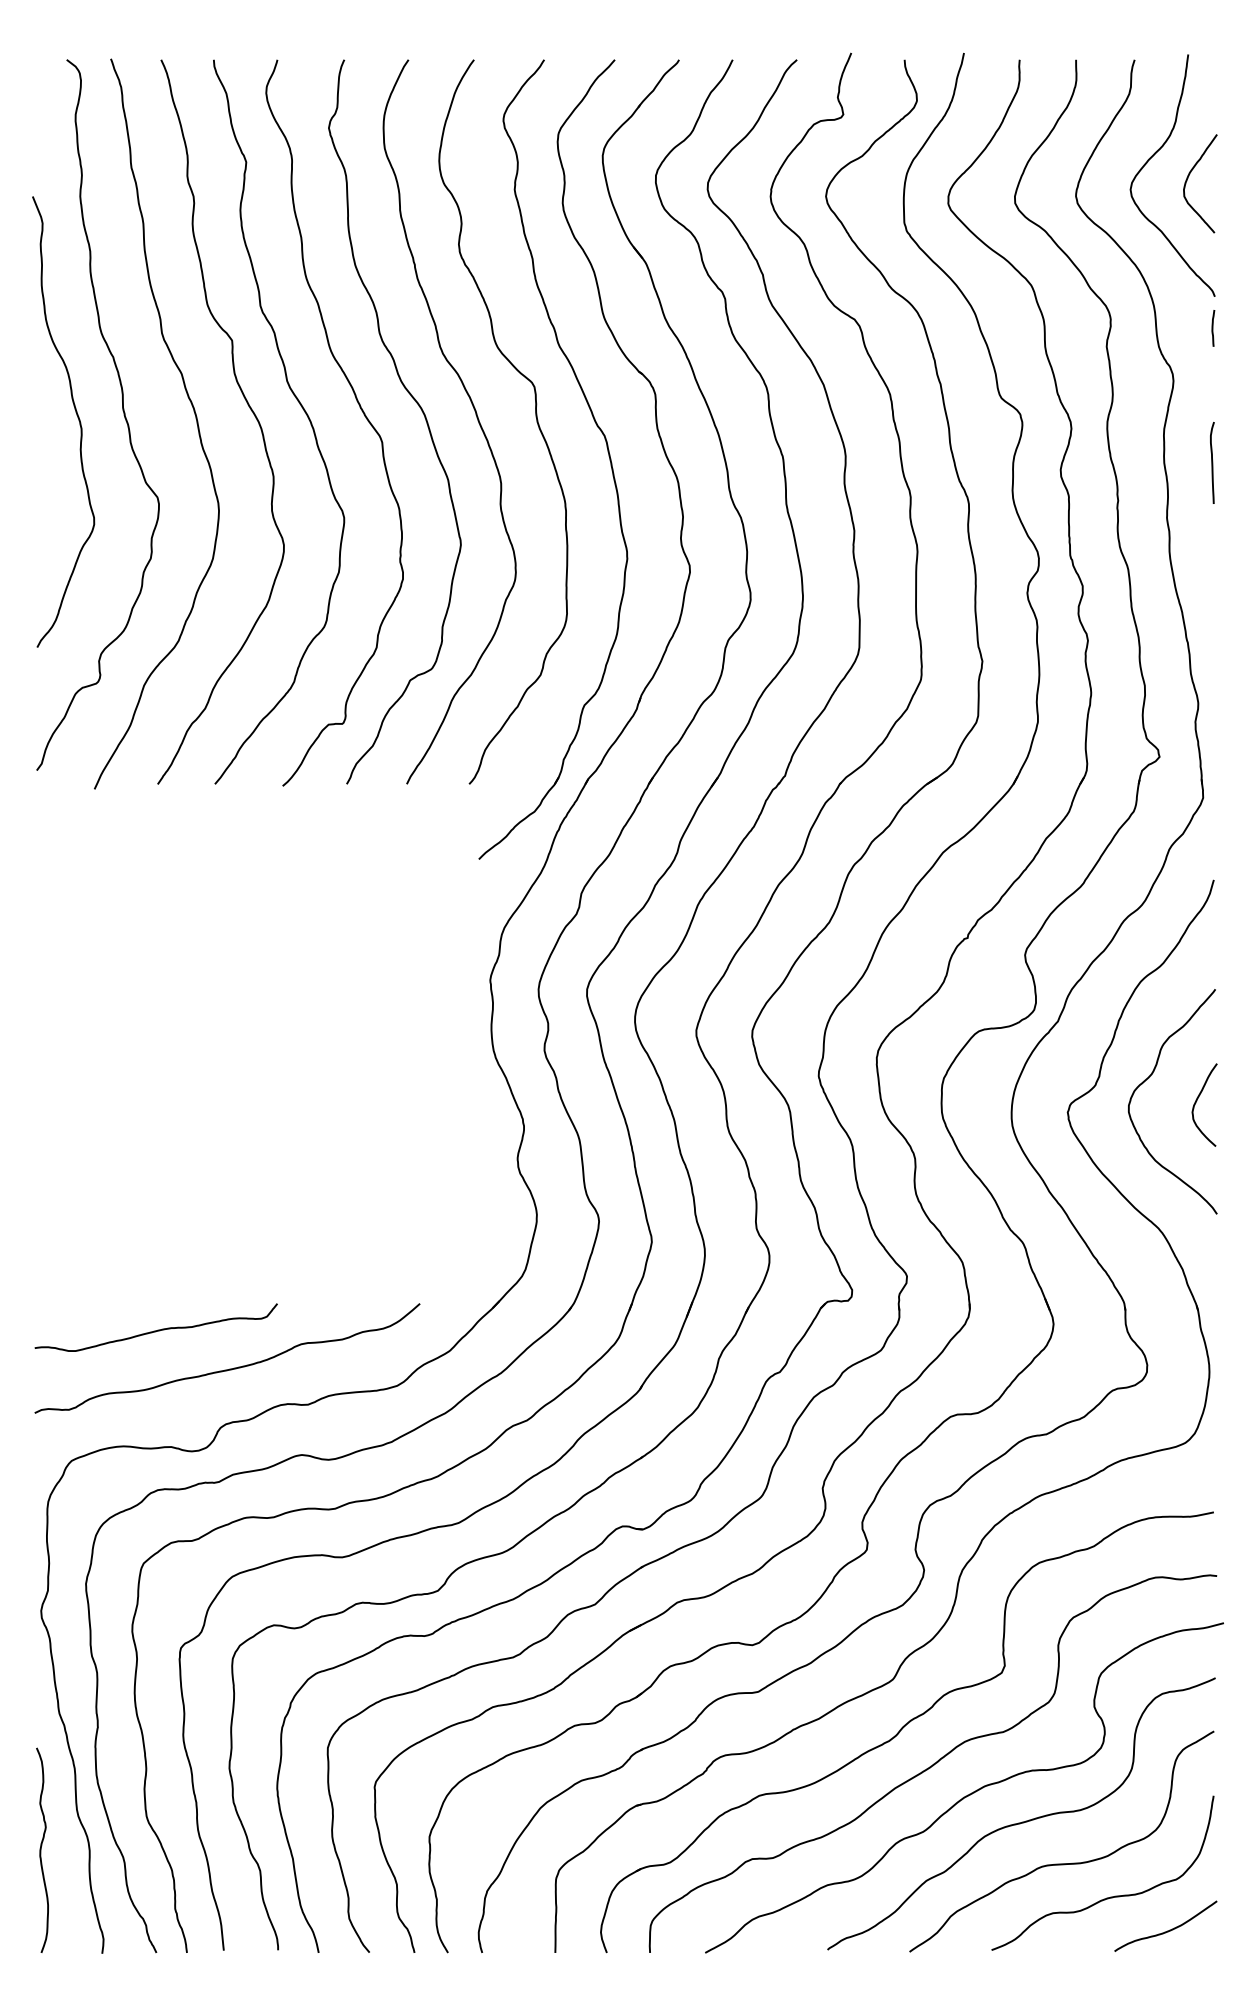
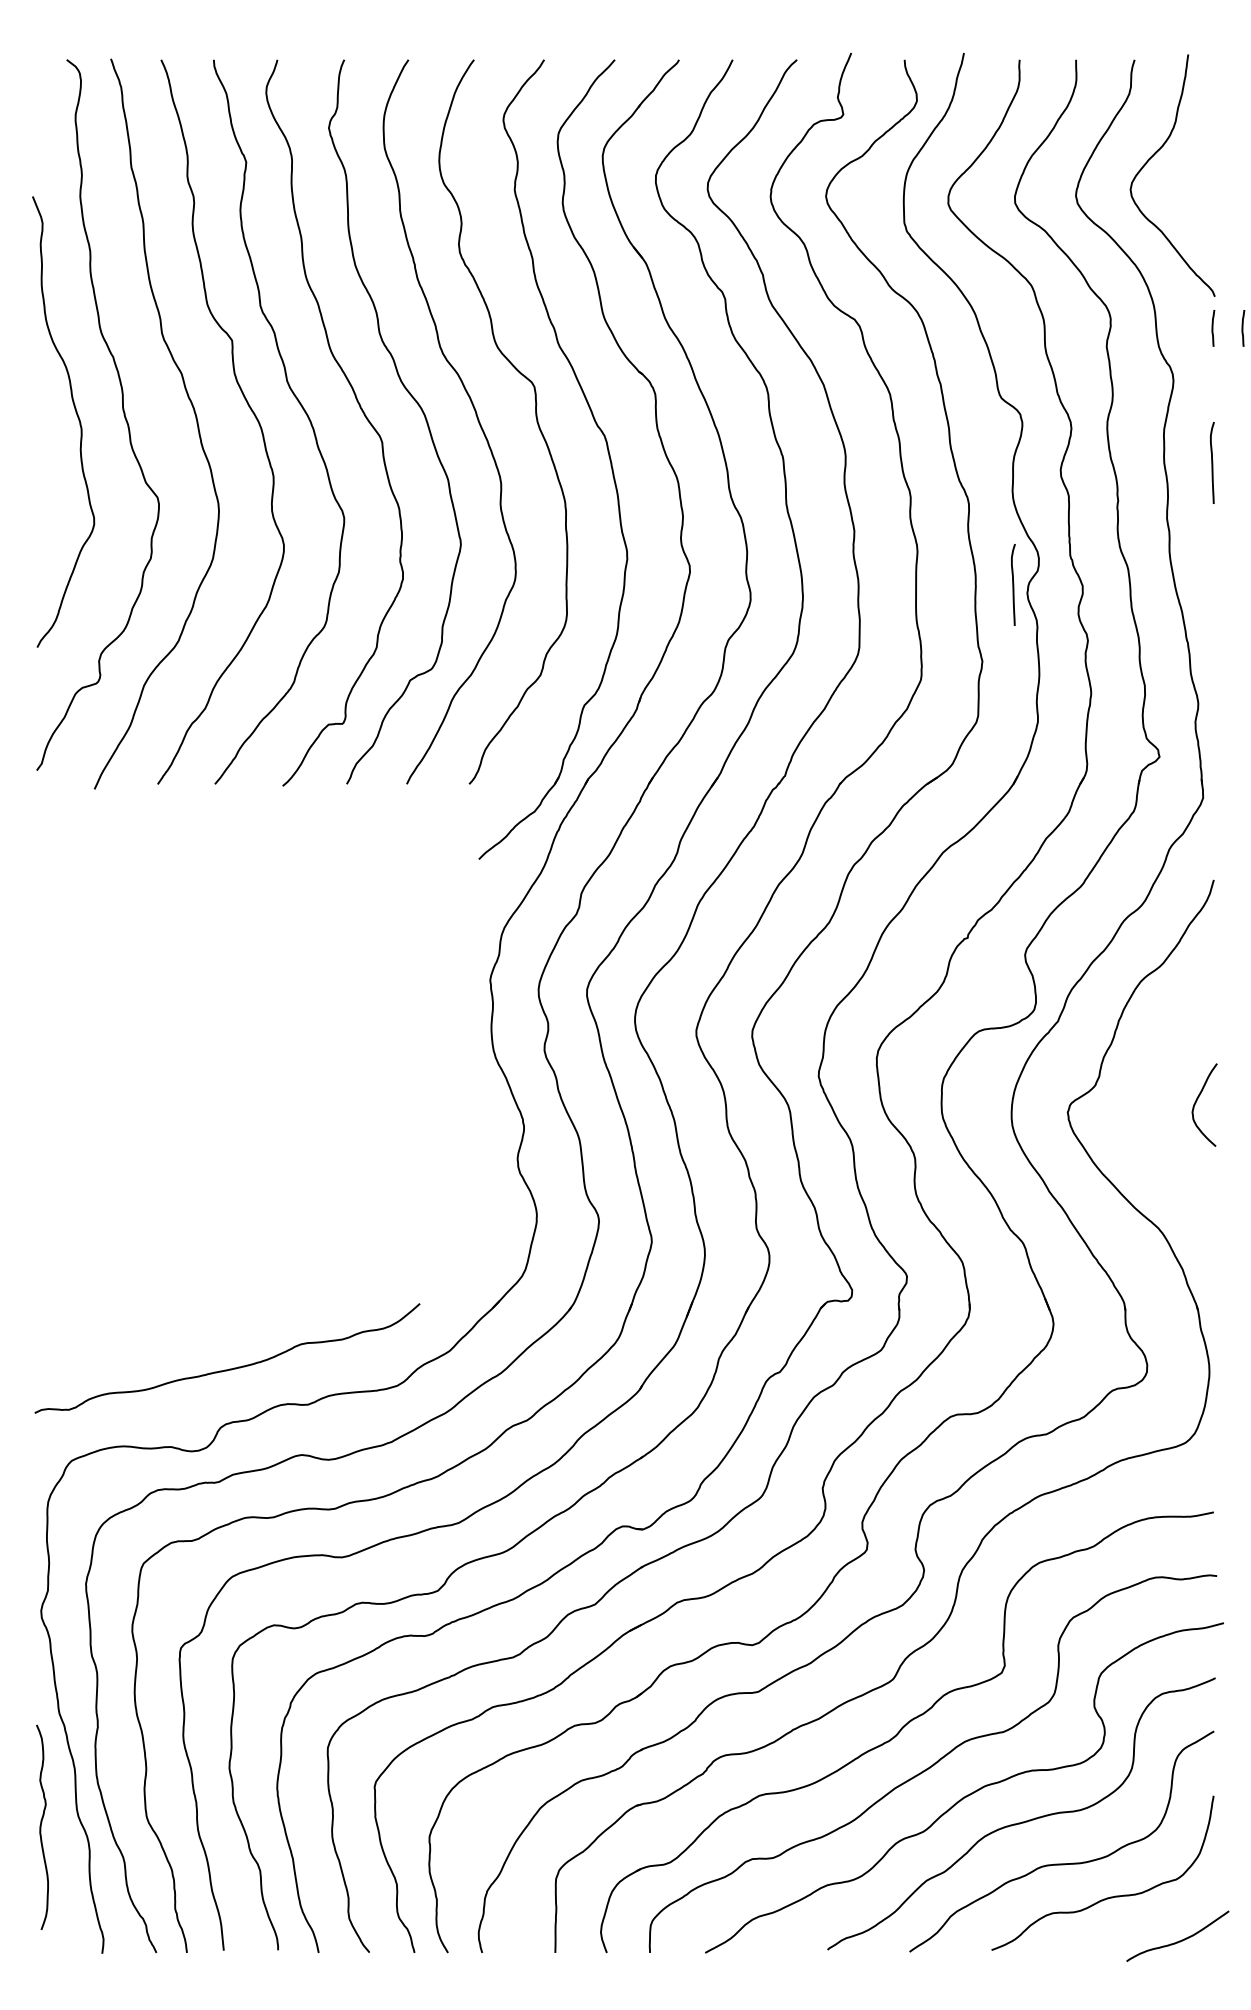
curve: present -> none (1188, 178)
curve: none -> present (1243, 328)
curve: none -> present (1013, 584)
curve: present -> none (1149, 1078)
curve: present -> none (157, 1329)
curve position: (41, 1849) -> (41, 1826) (41, 1826)
curve position: (1167, 1930) -> (1179, 1940) (1179, 1940)
